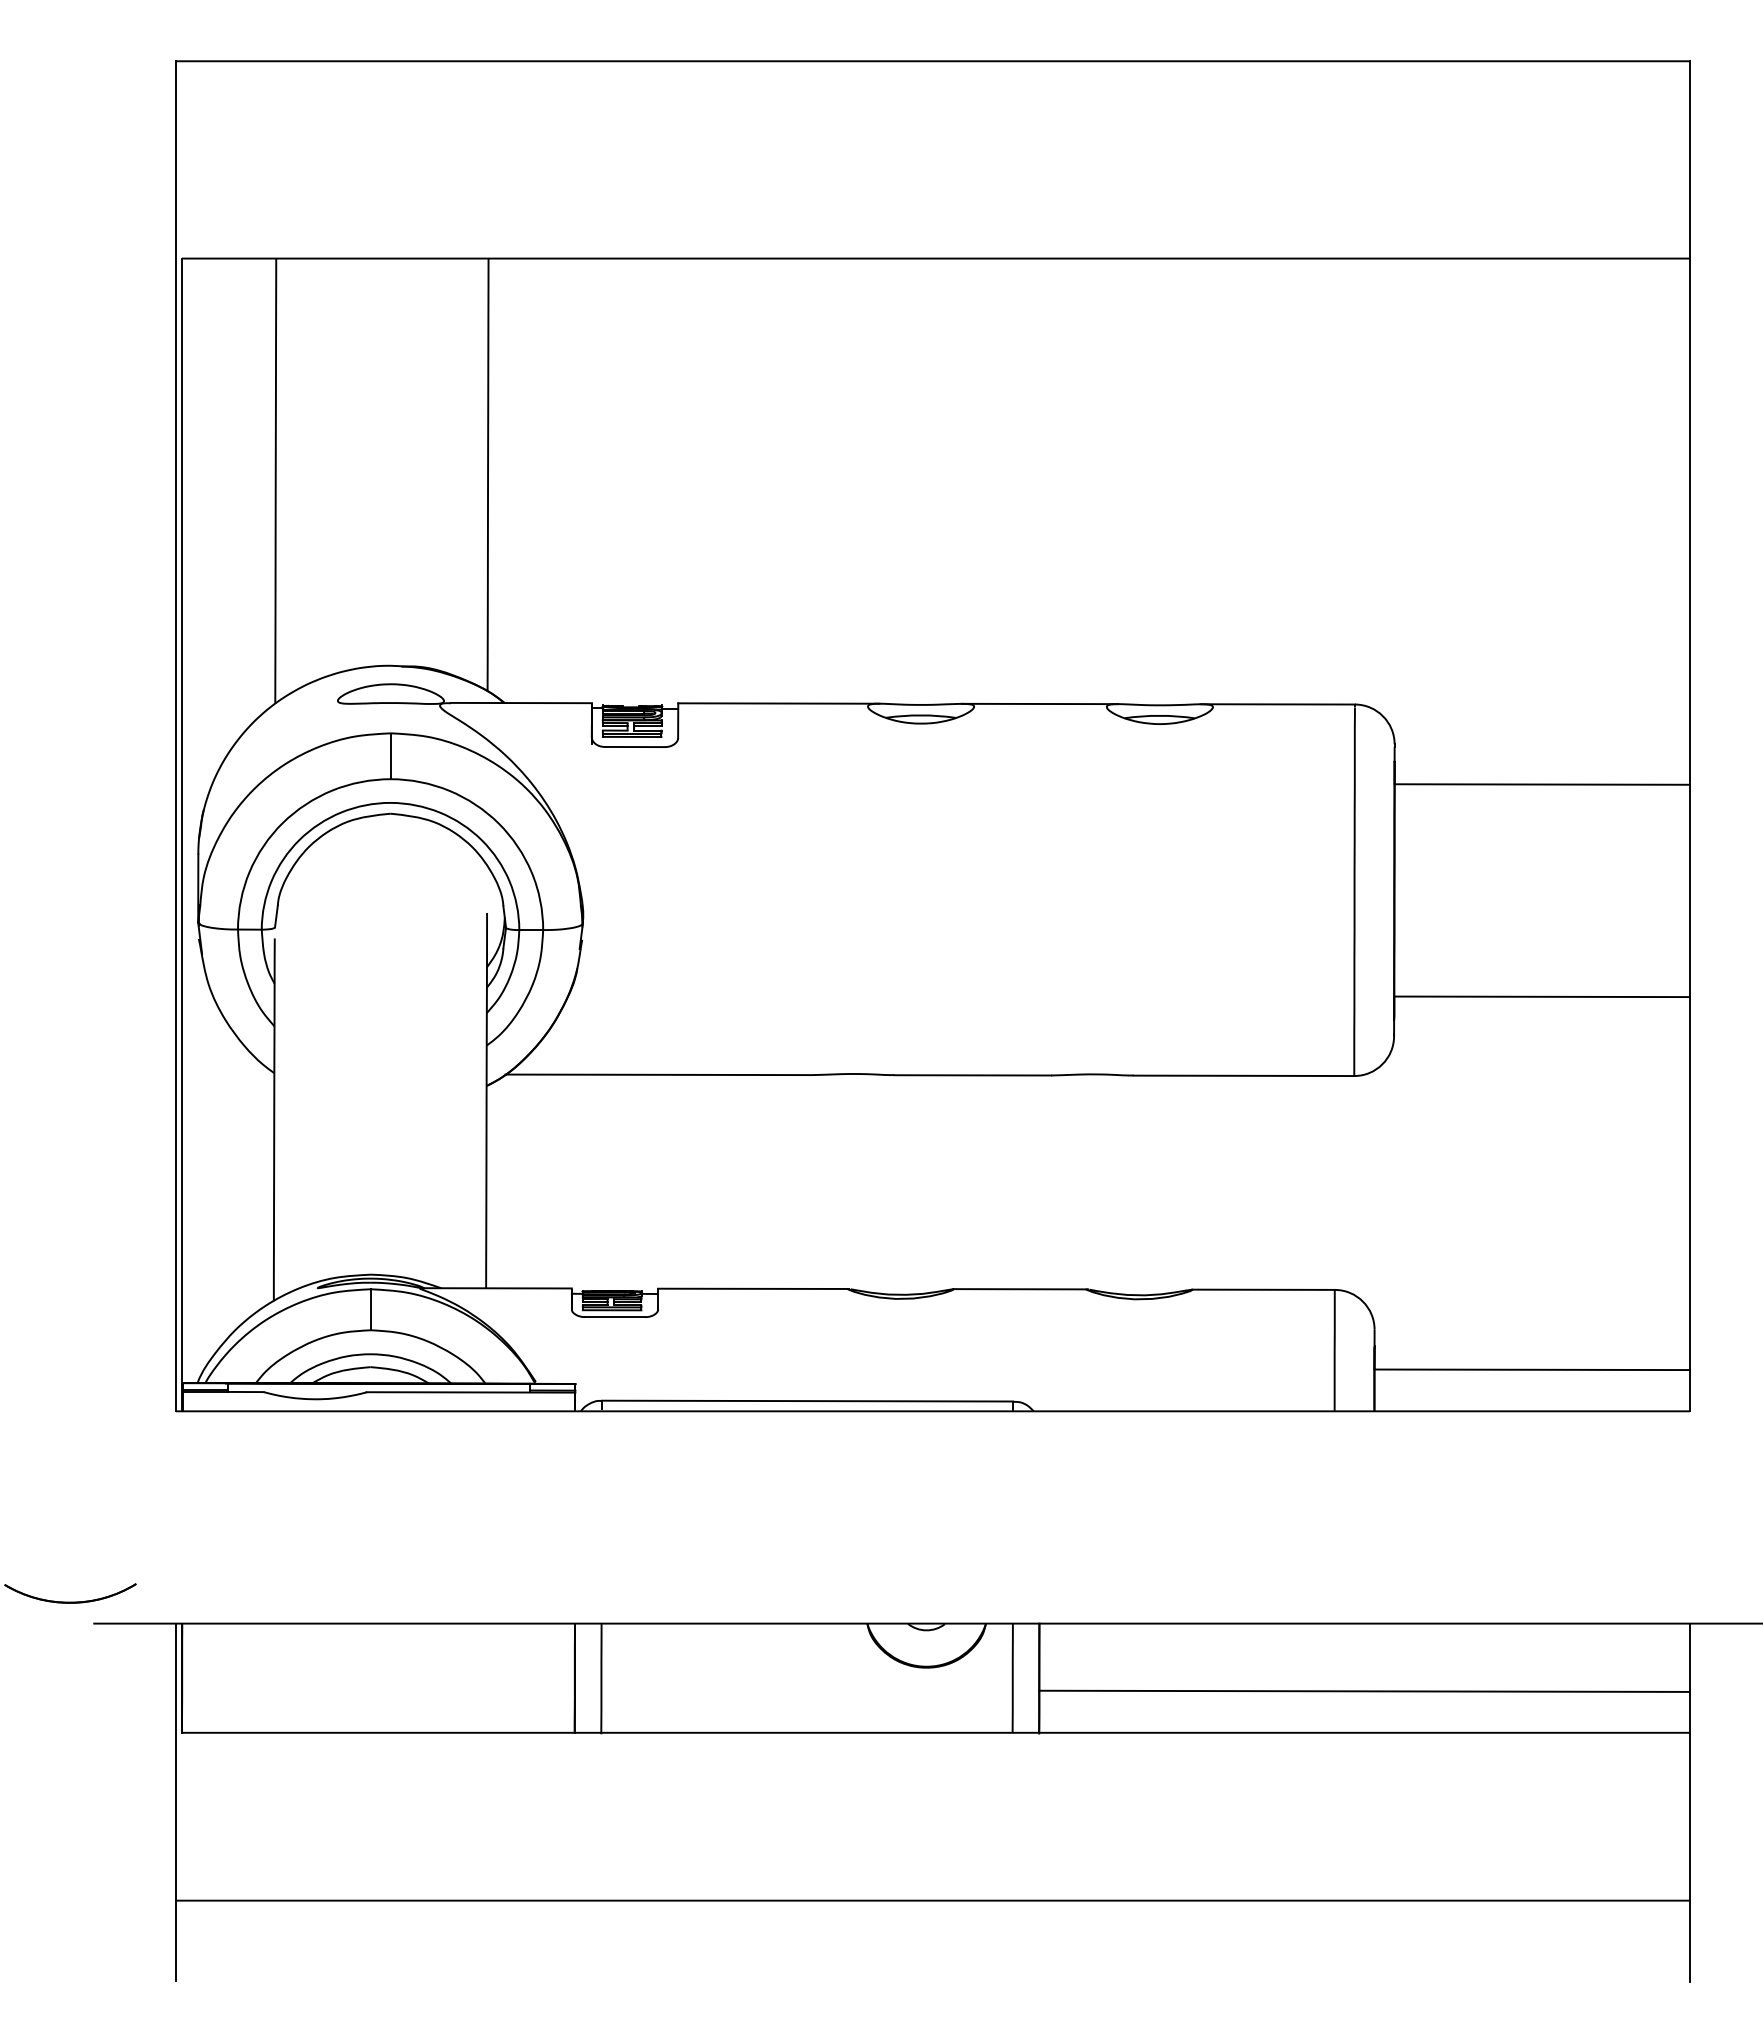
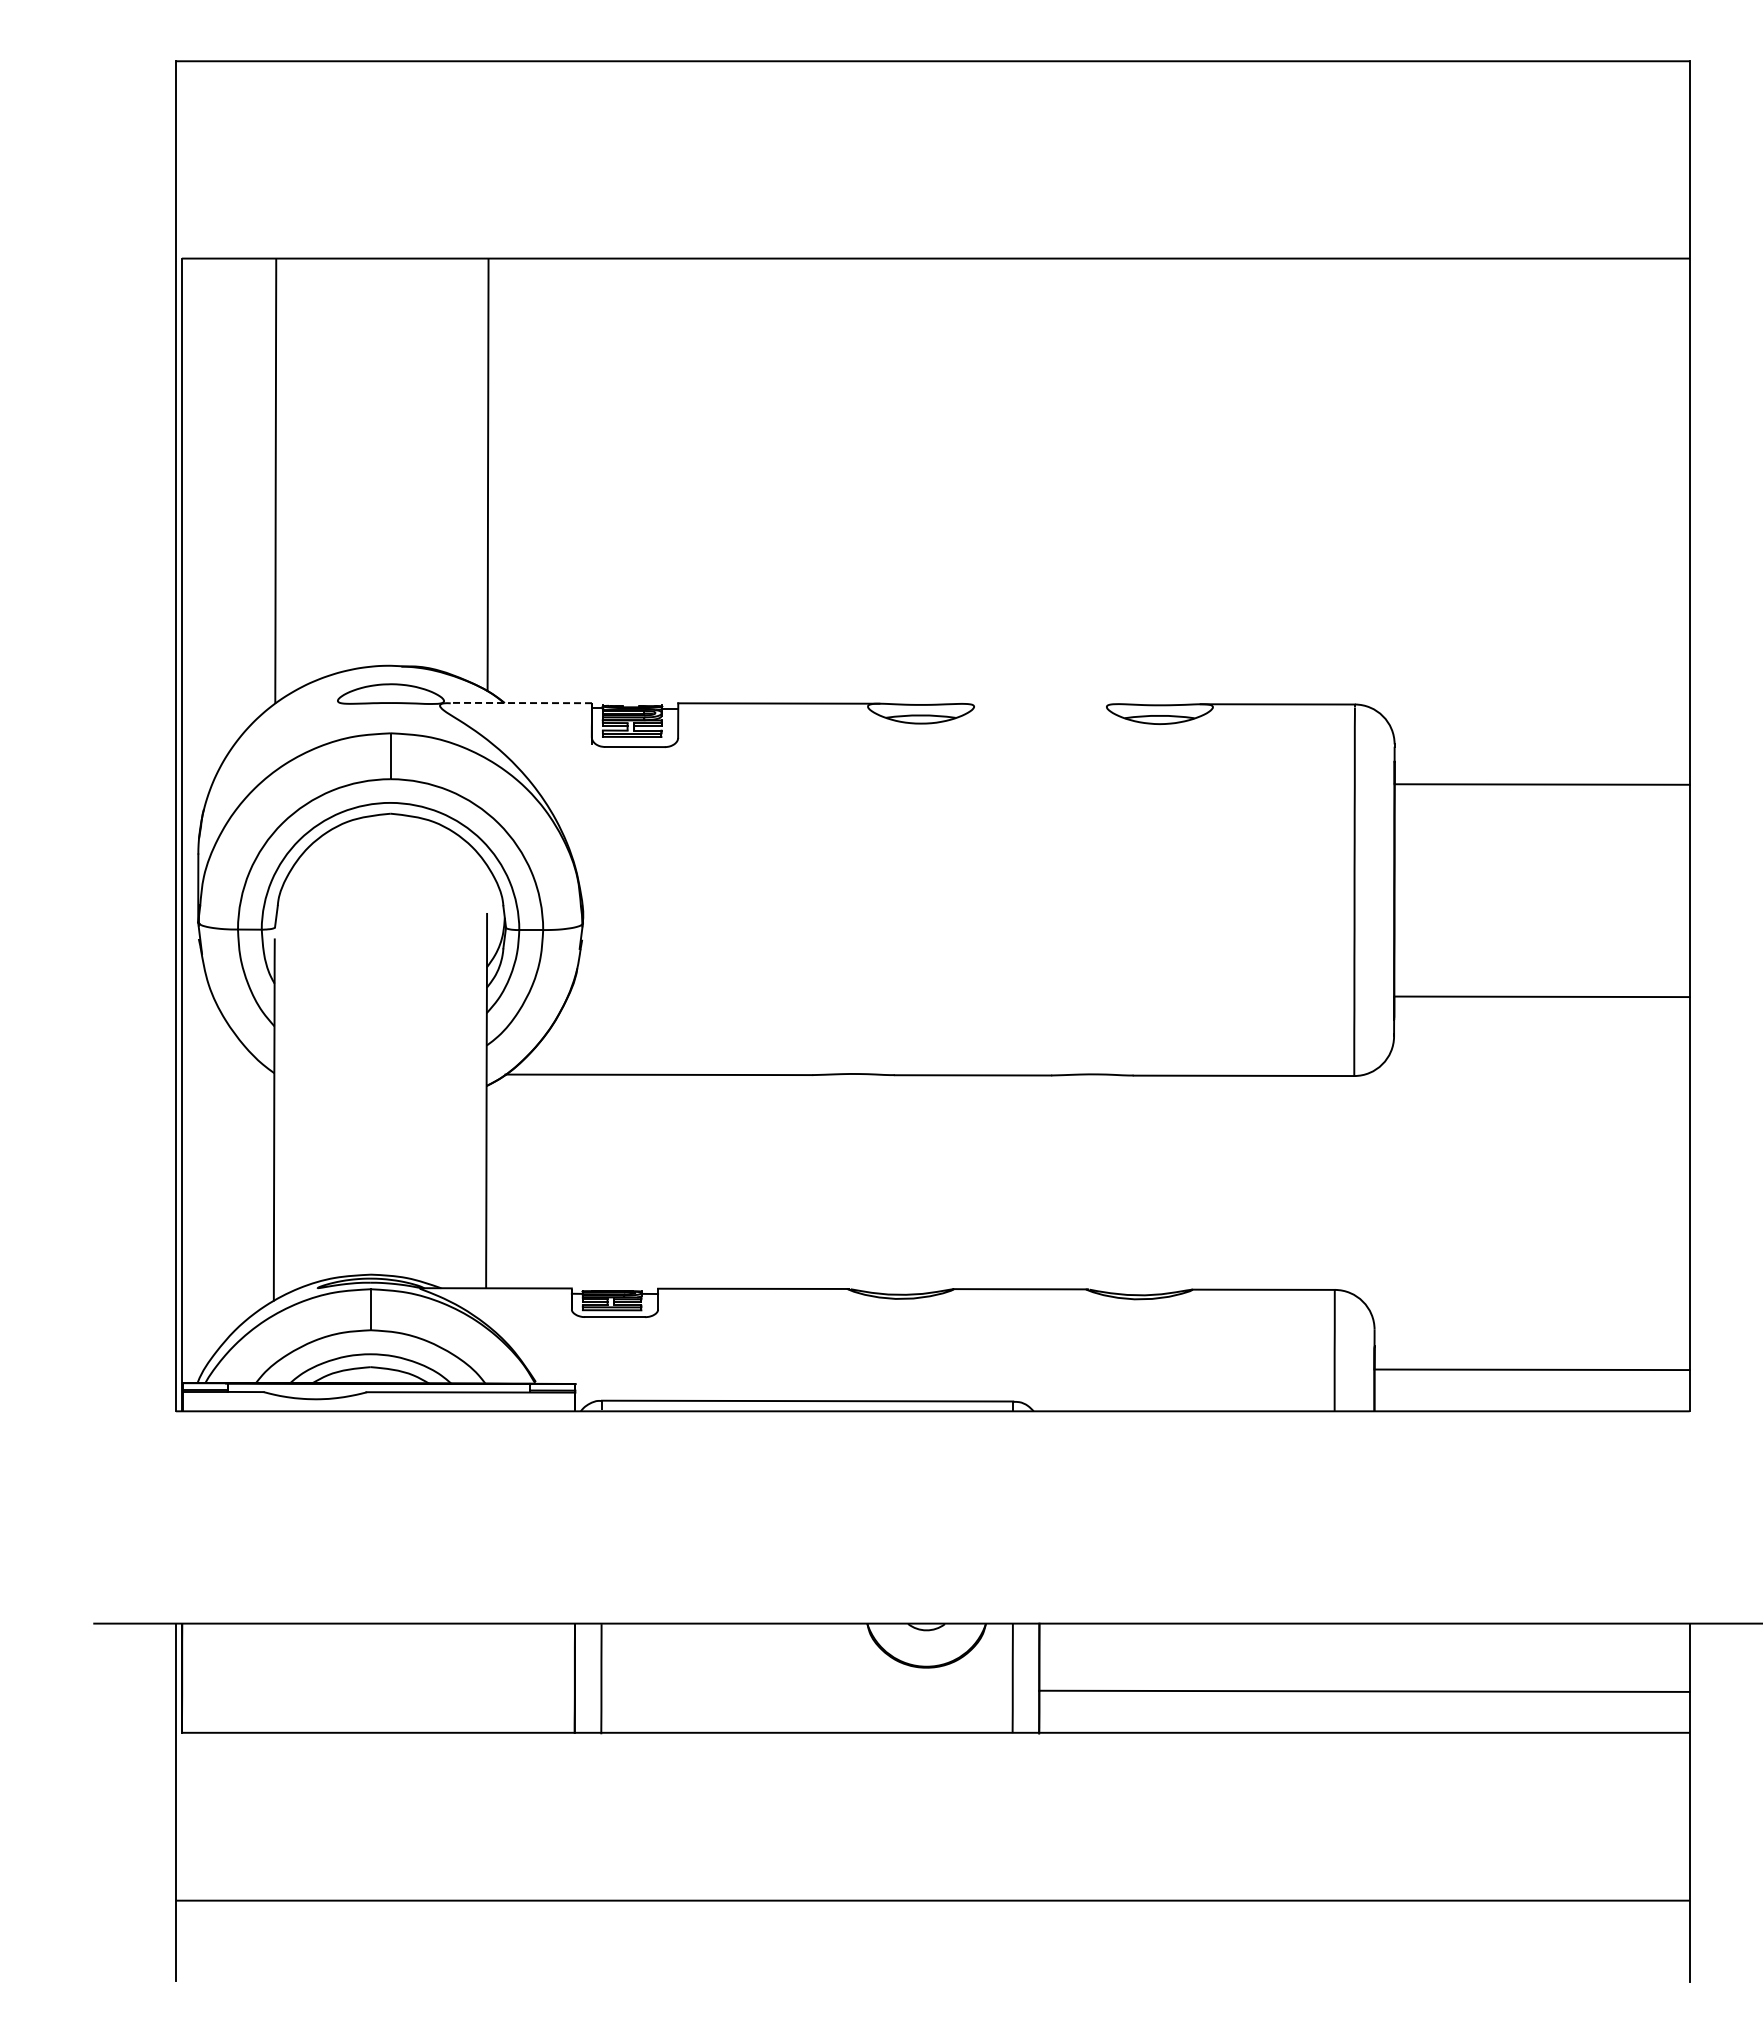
line: solid -> dashed (521, 703)
line: present -> none (1039, 703)
part: present -> none (70, 1601)
